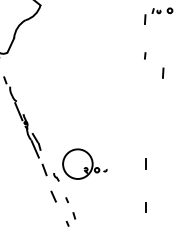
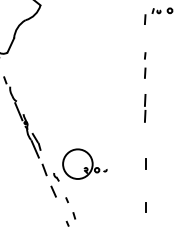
line position: (163, 72) -> (145, 72) (145, 72)
line: none -> present (145, 106)
line position: (53, 196) -> (53, 191) (53, 191)
